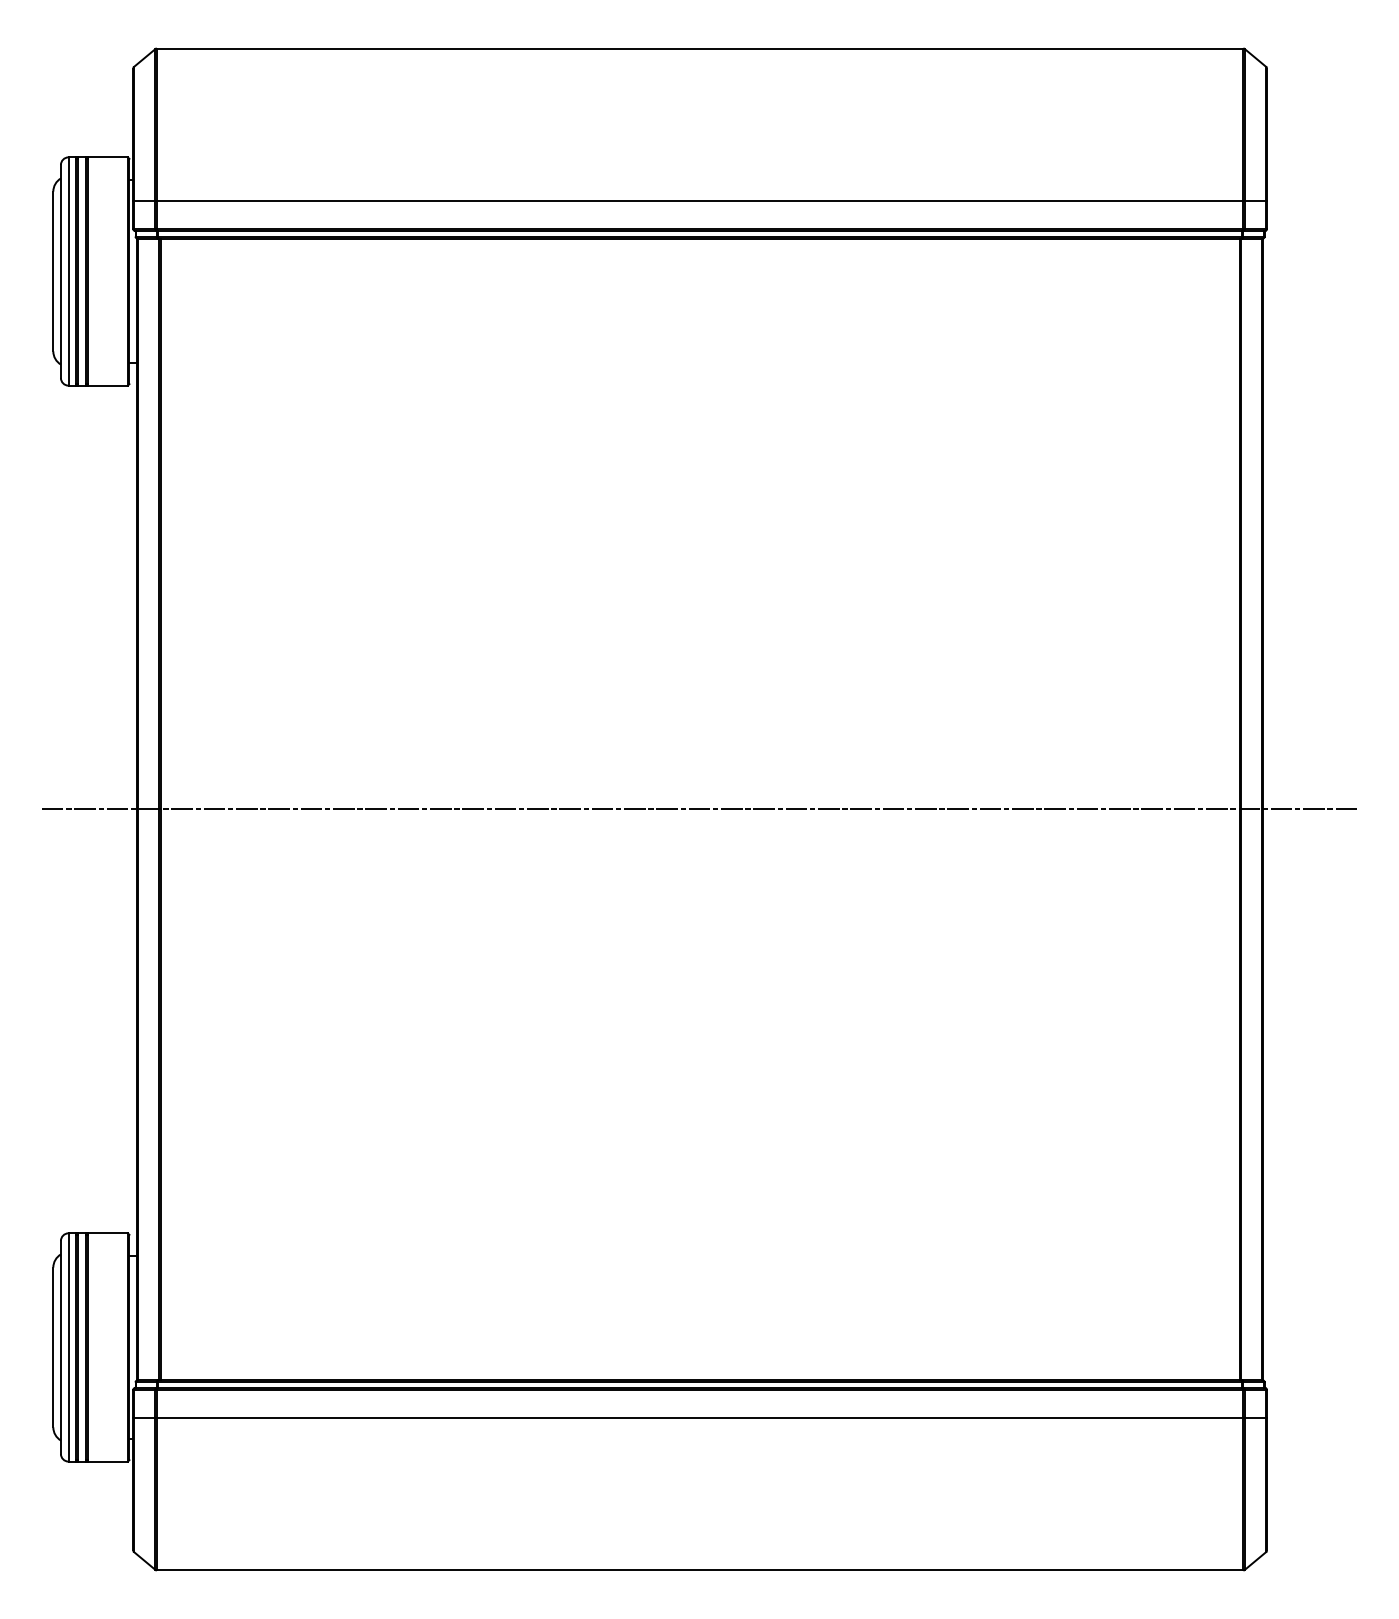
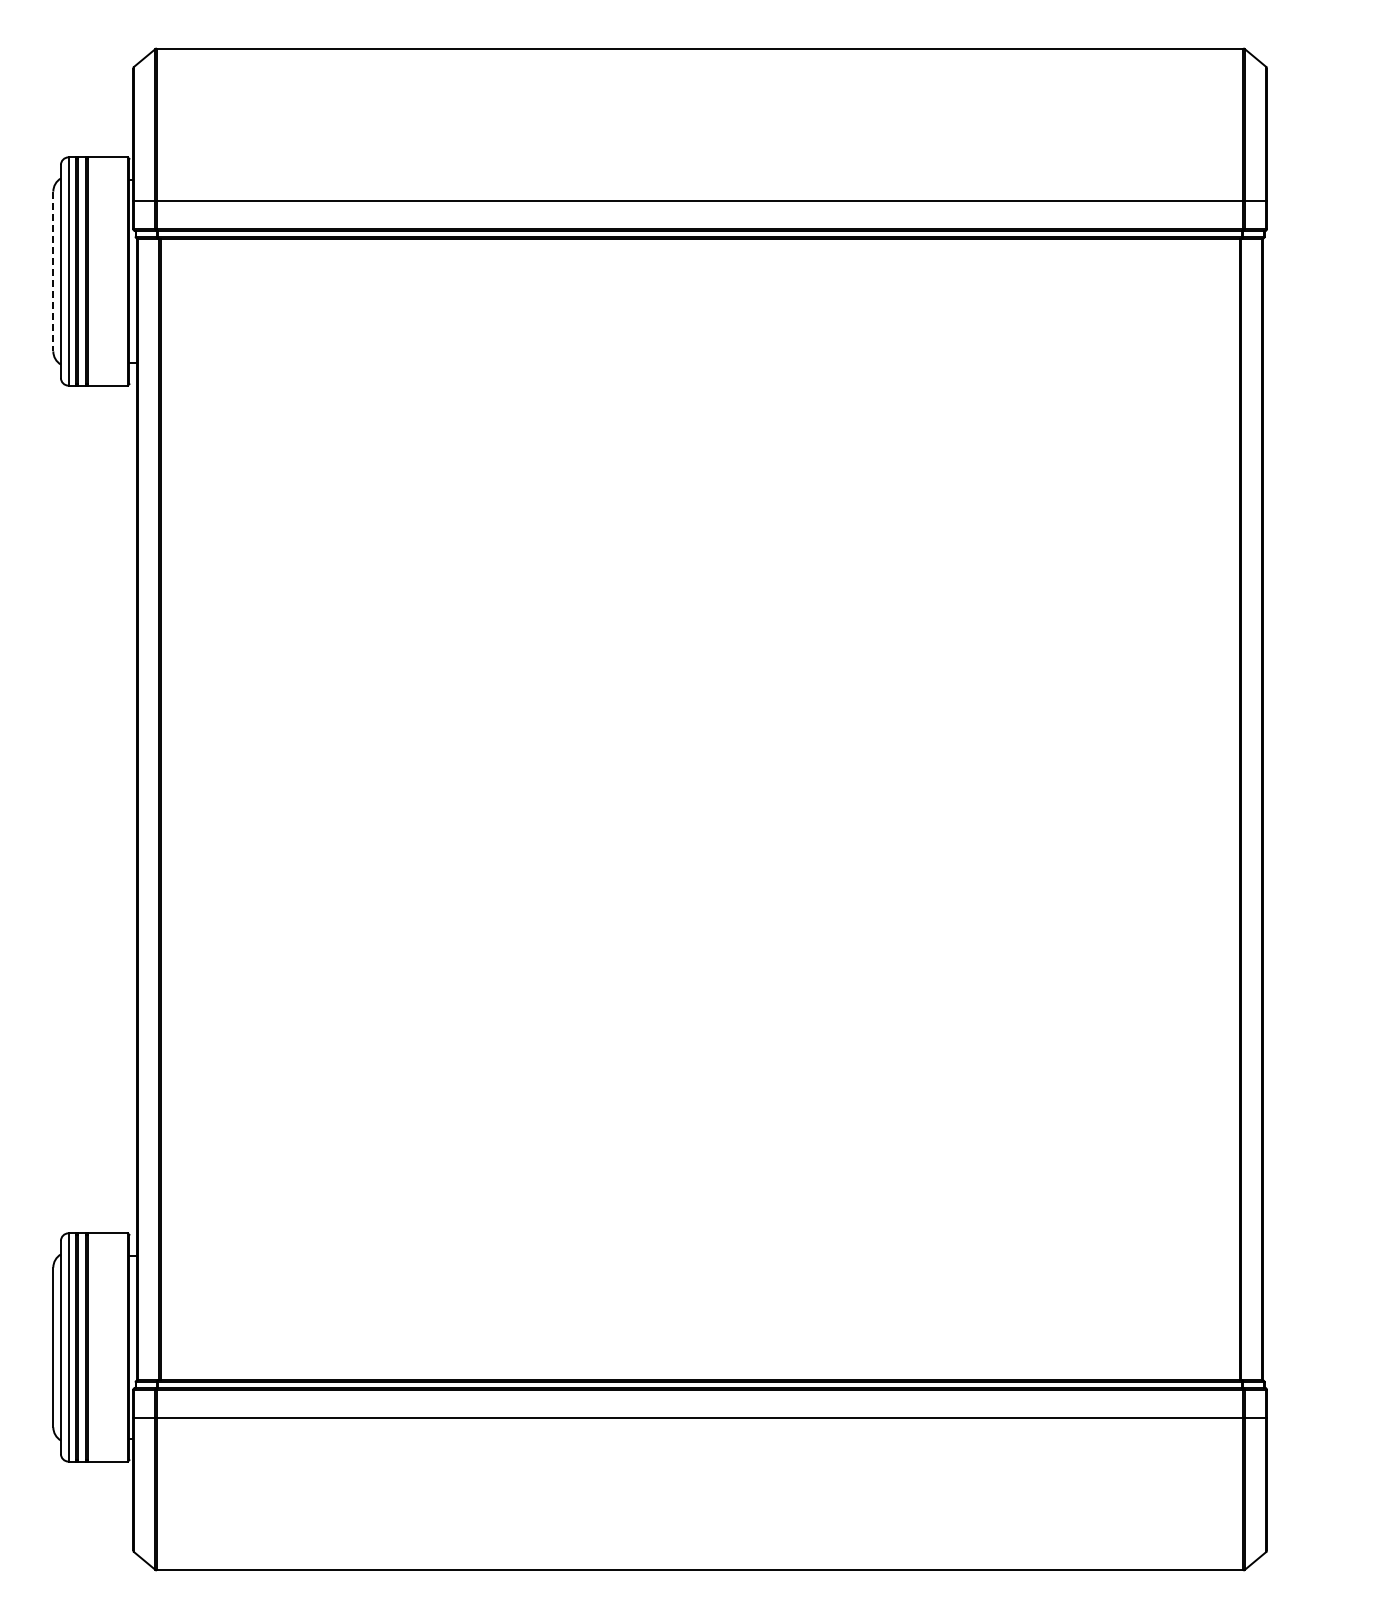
line: solid -> dashed (53, 271)
line: present -> none (699, 809)
